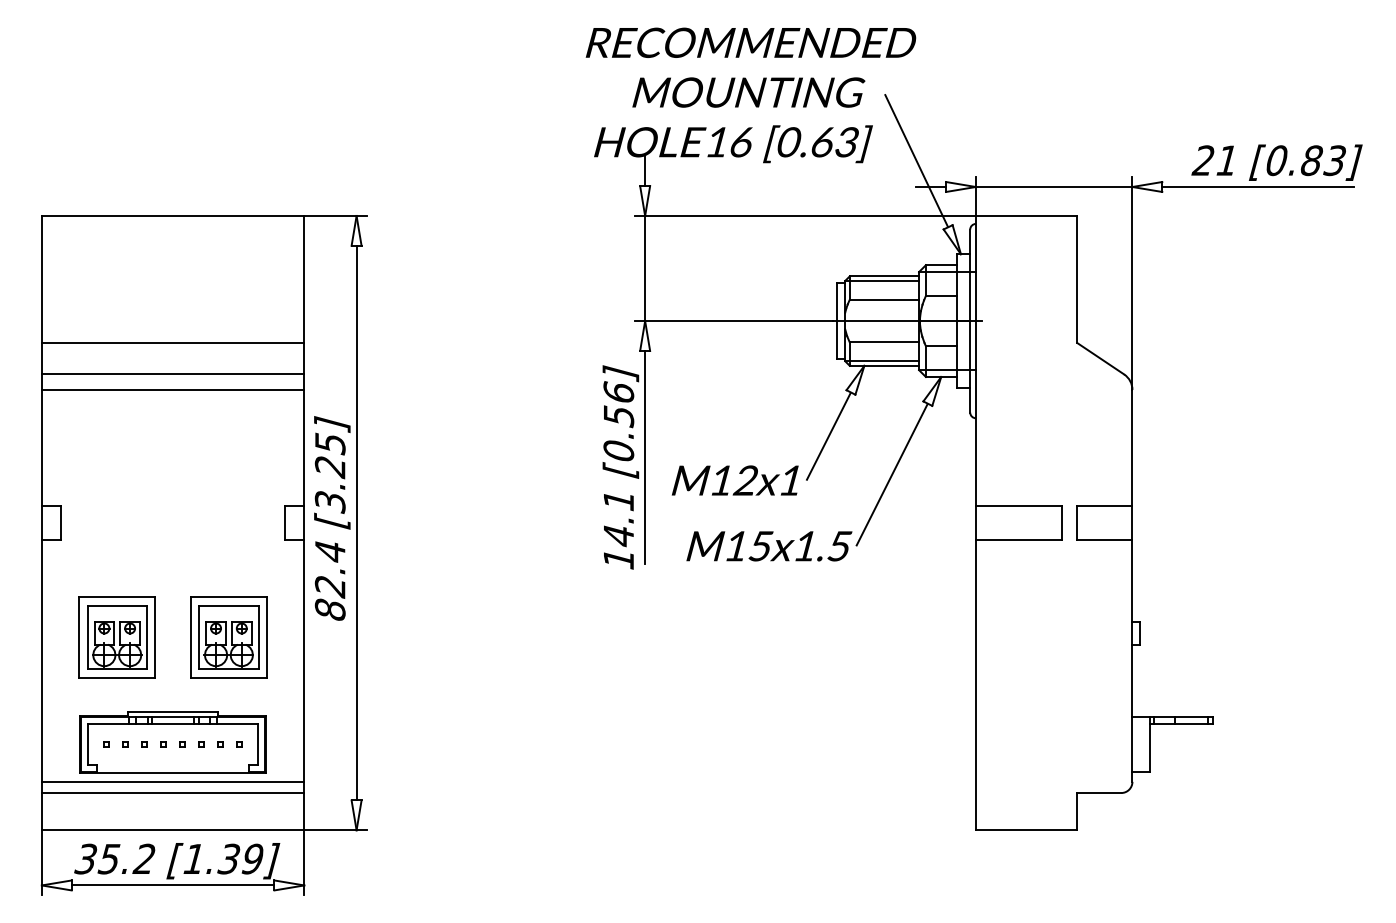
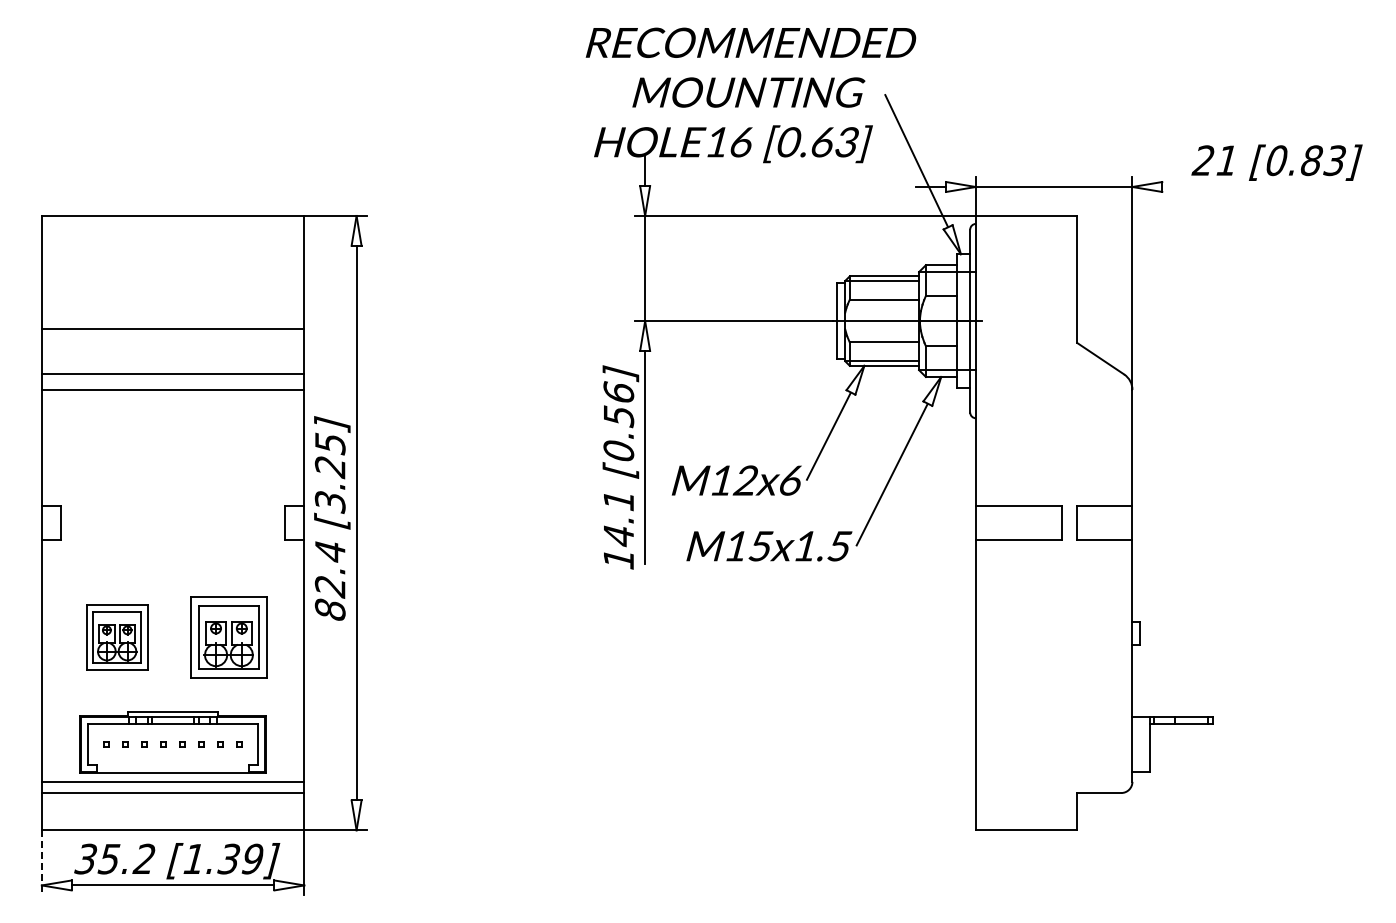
line: present -> none (1258, 187)
line position: (172, 343) -> (172, 329) (172, 329)
text: M12x1 -> M12x6 (790, 480)
part size: 78x83 px -> 63x67 px (117, 637)
line: solid -> dashed (41, 862)
